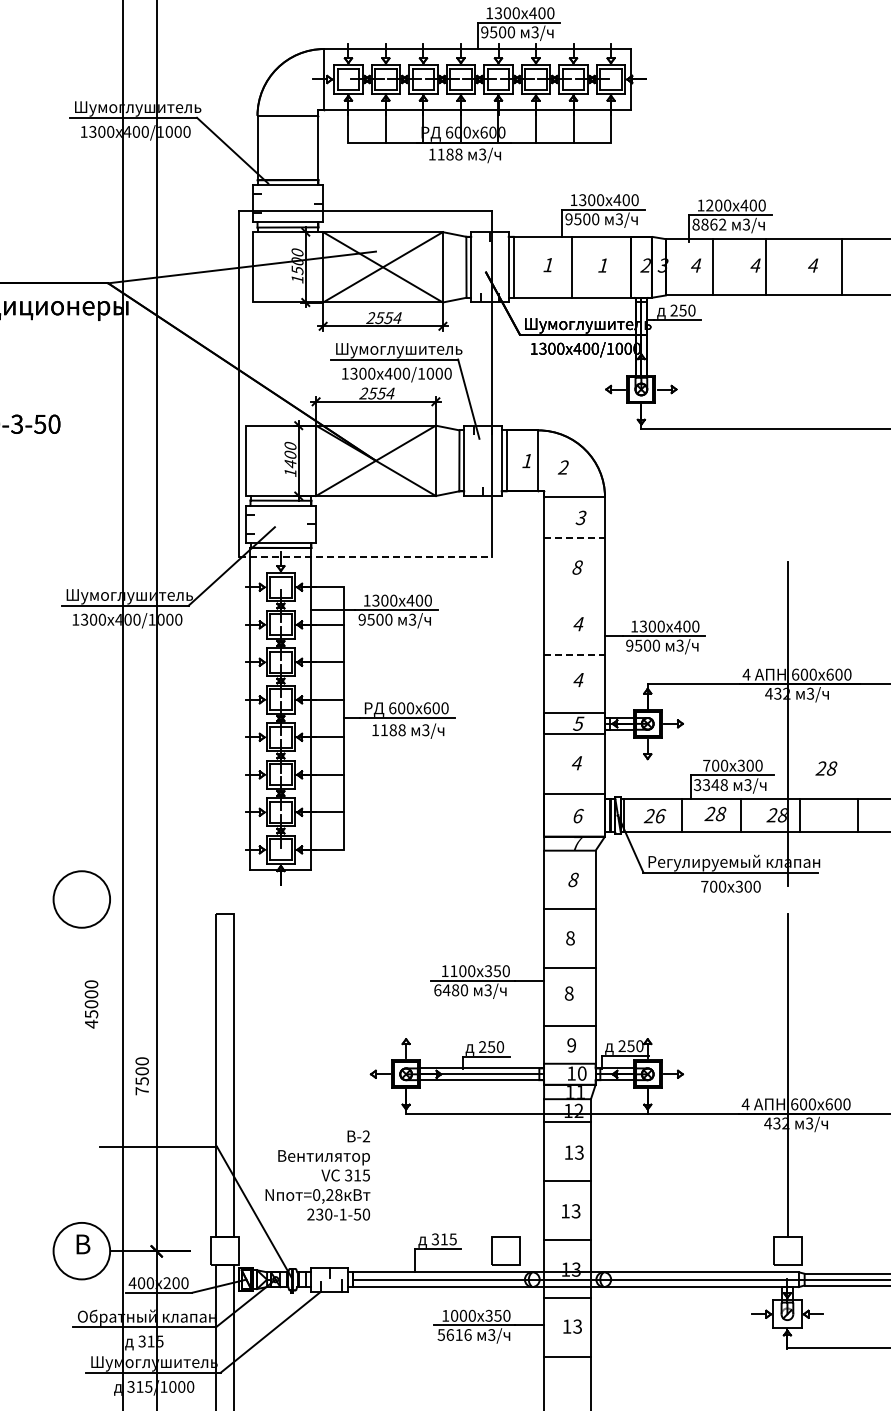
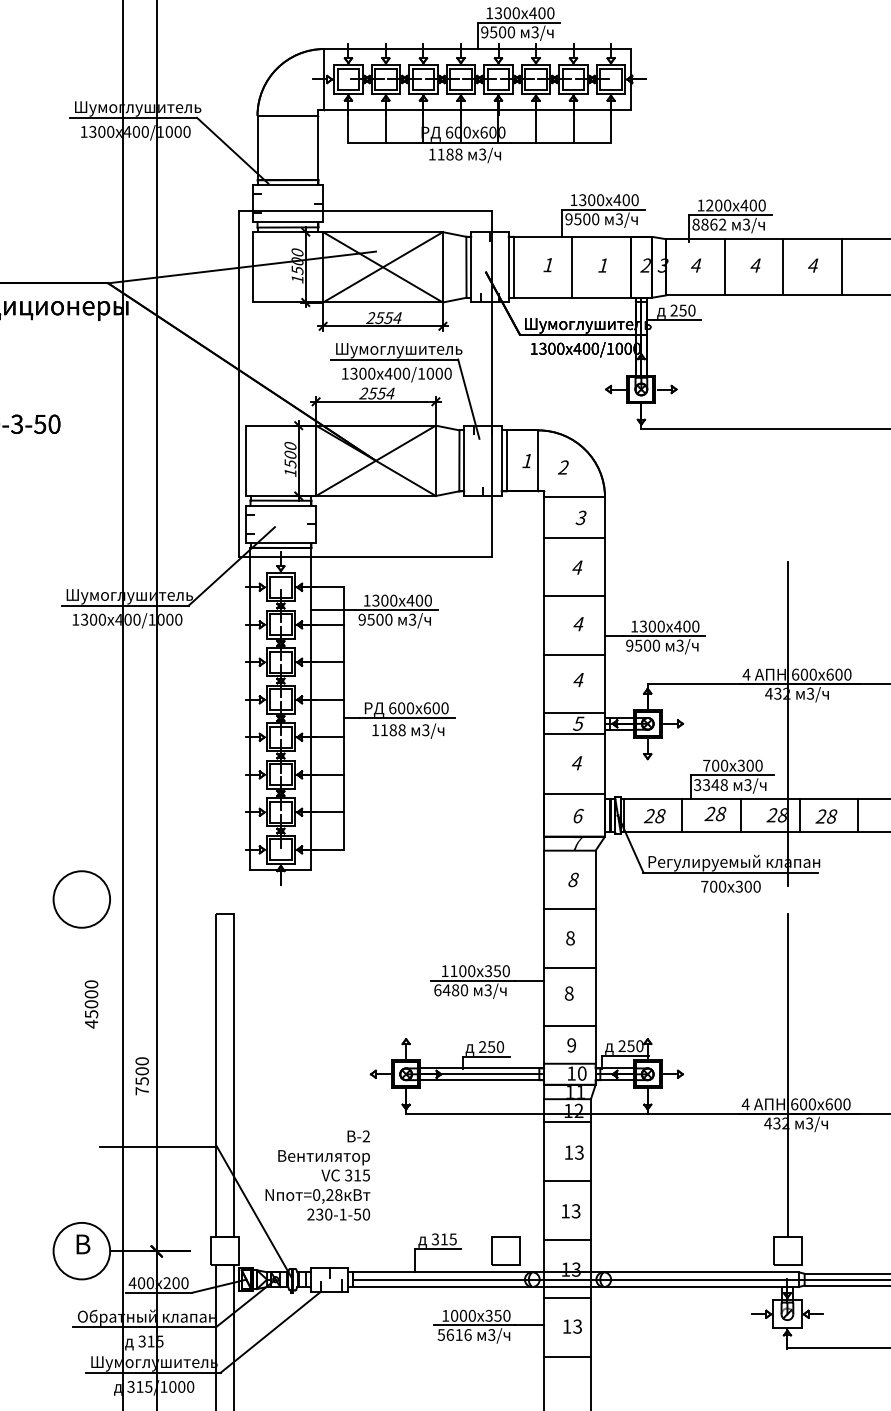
line position: (712, 267) -> (724, 267) (724, 267)
line position: (766, 267) -> (783, 267) (783, 267)
text: 1400 -> 1500 (290, 463)
line: dashed -> solid (575, 537)
line: dashed -> solid (366, 556)
text: 8 -> 4 (577, 567)
line: none -> present (574, 596)
line: dashed -> solid (575, 654)
text position: (826, 768) -> (826, 816) (826, 816)
text: 26 -> 28 (660, 816)
